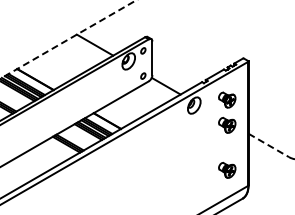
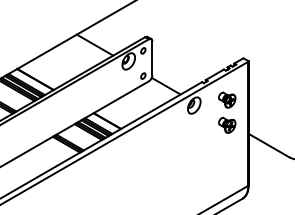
line: dashed -> solid (68, 39)
line: dashed -> solid (269, 145)
part: present -> none (227, 169)
